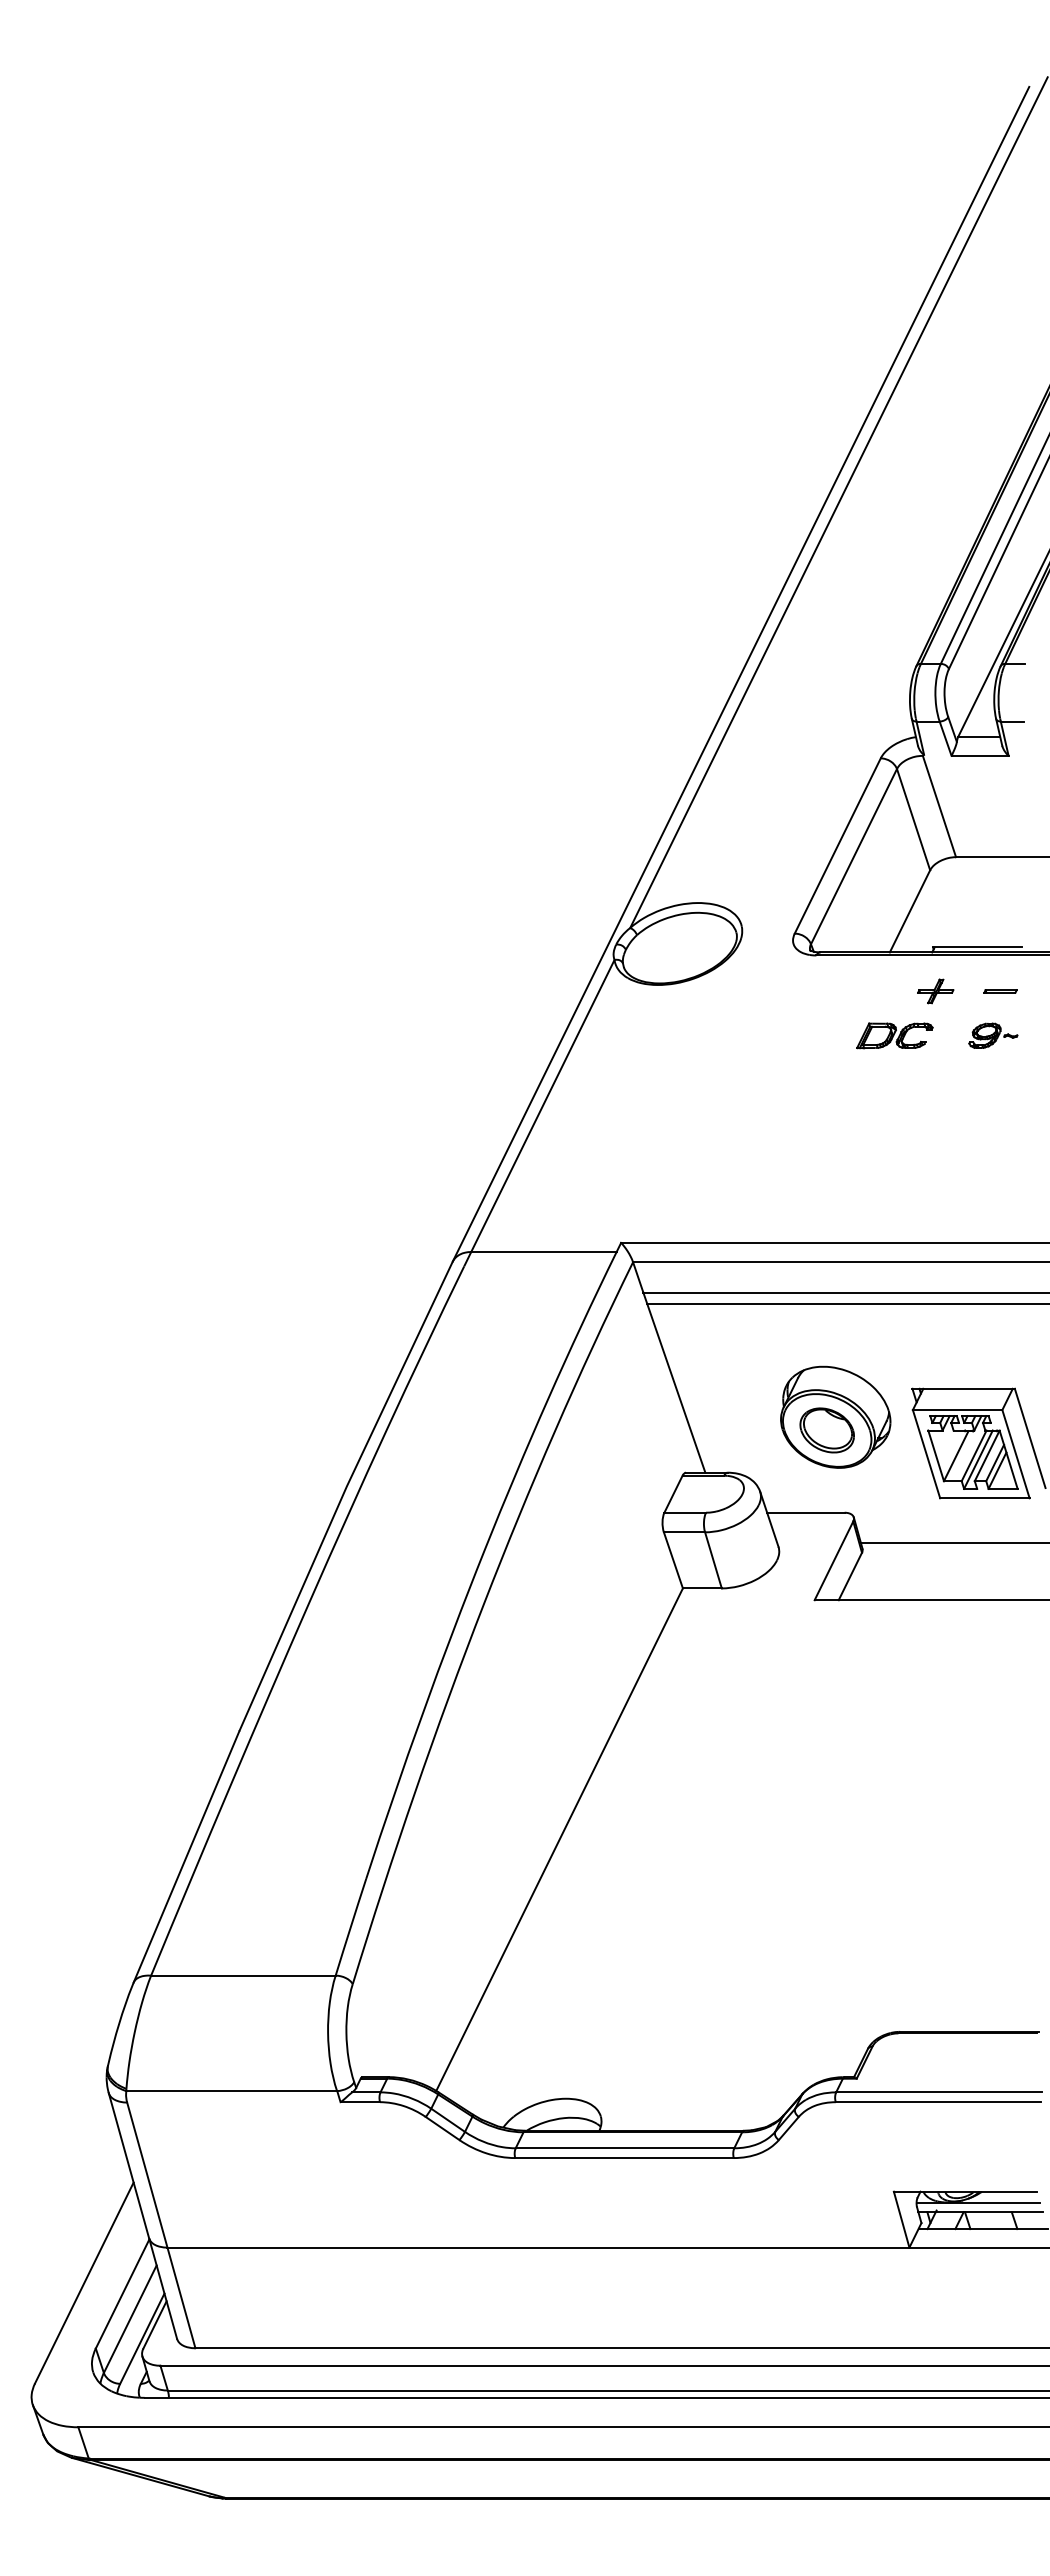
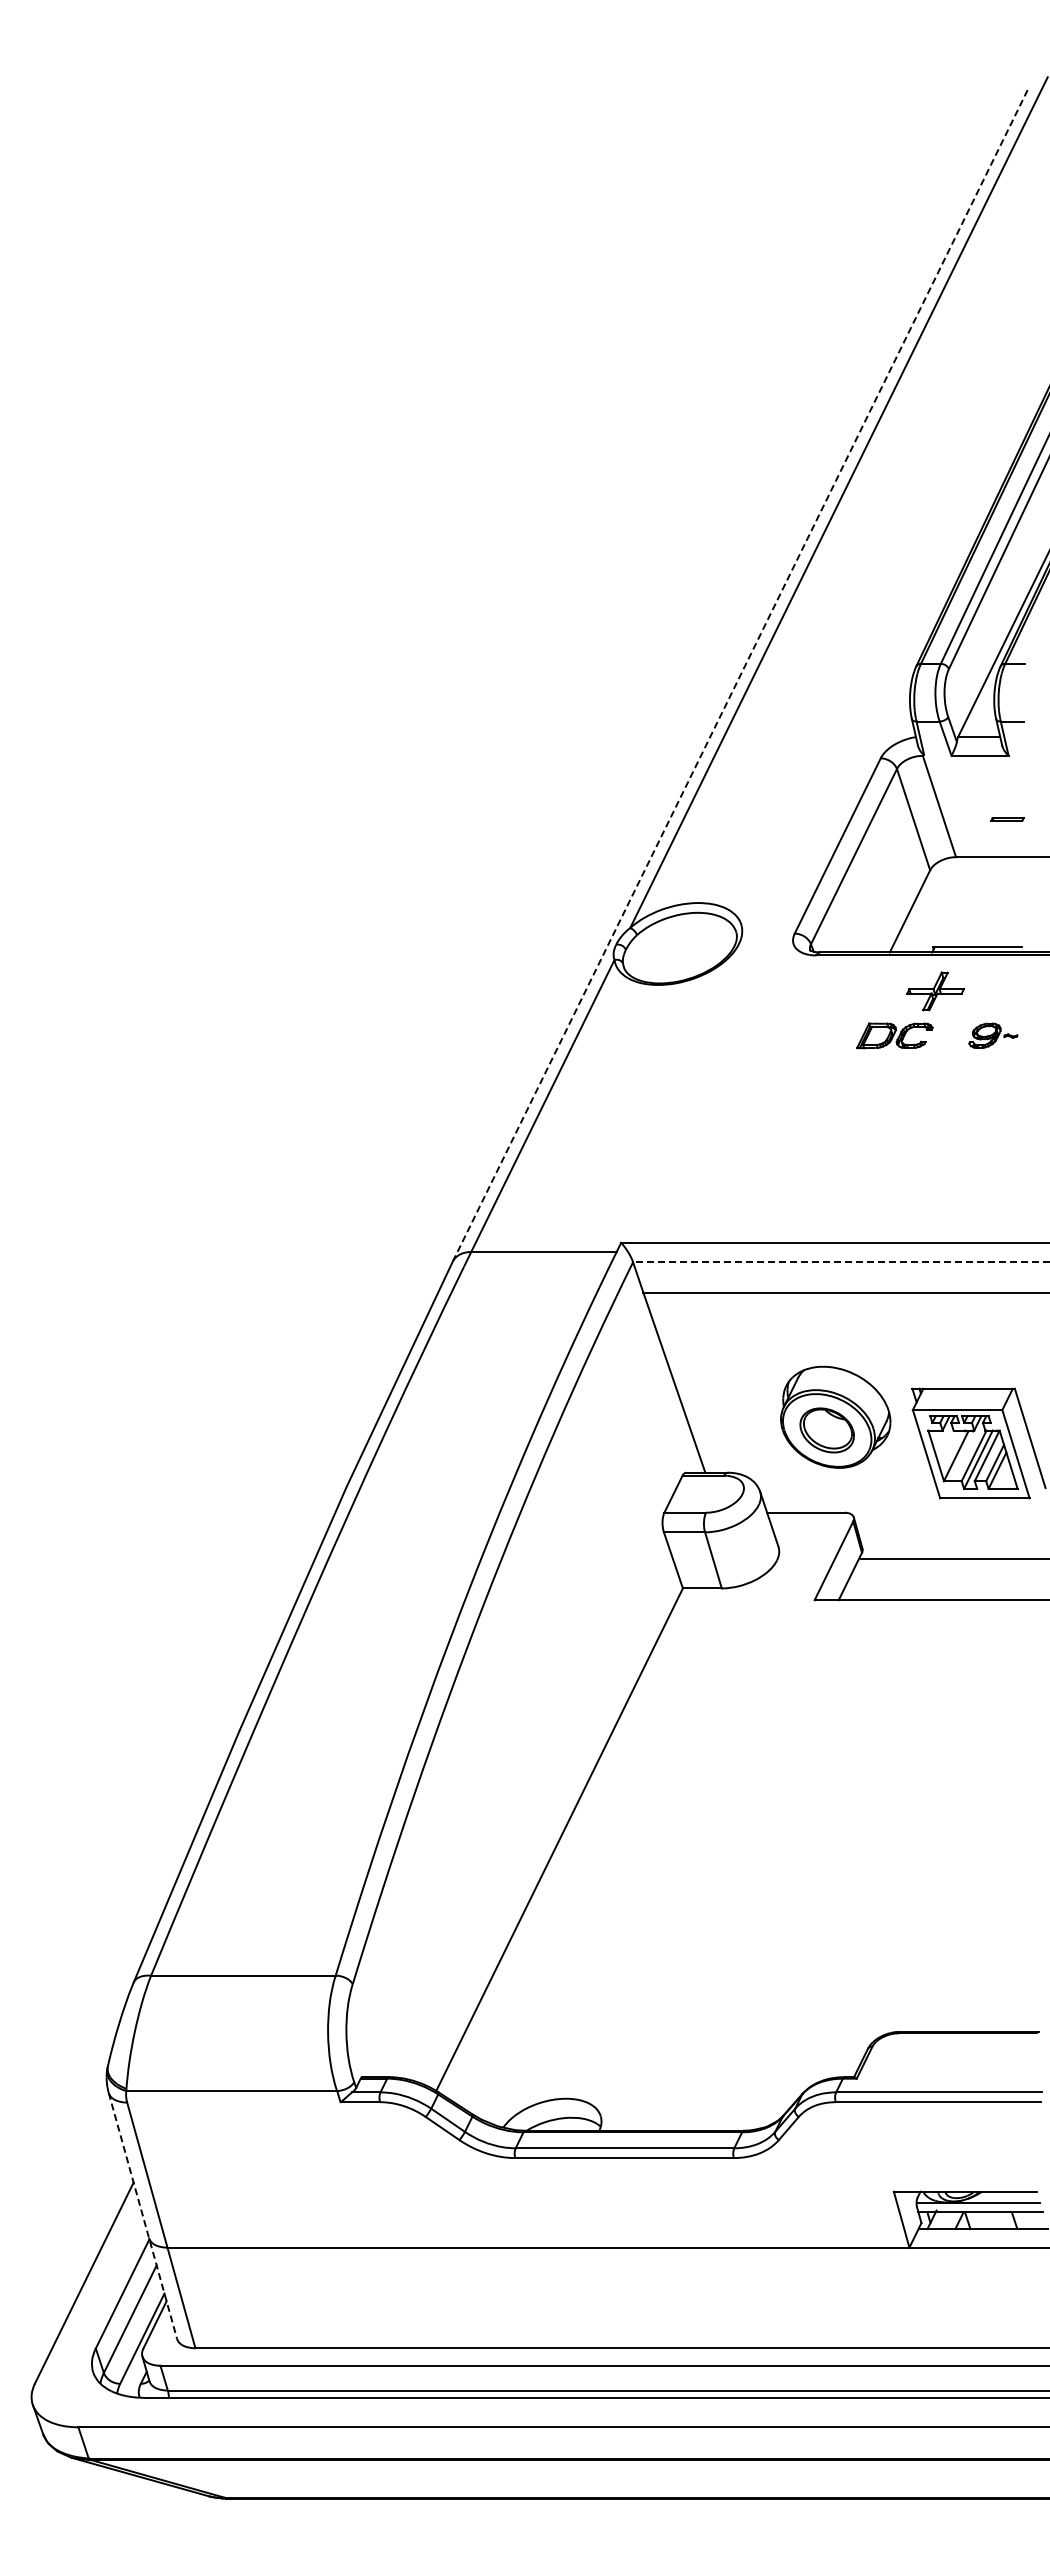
line: solid -> dashed (741, 673)
line position: (1000, 990) -> (1007, 818) (1007, 818)
part size: 38x27 px -> 59x41 px (935, 991)
line: solid -> dashed (841, 1262)
line: present -> none (846, 1303)
line position: (953, 1543) -> (953, 1559) (953, 1559)
line: solid -> dashed (142, 2215)
